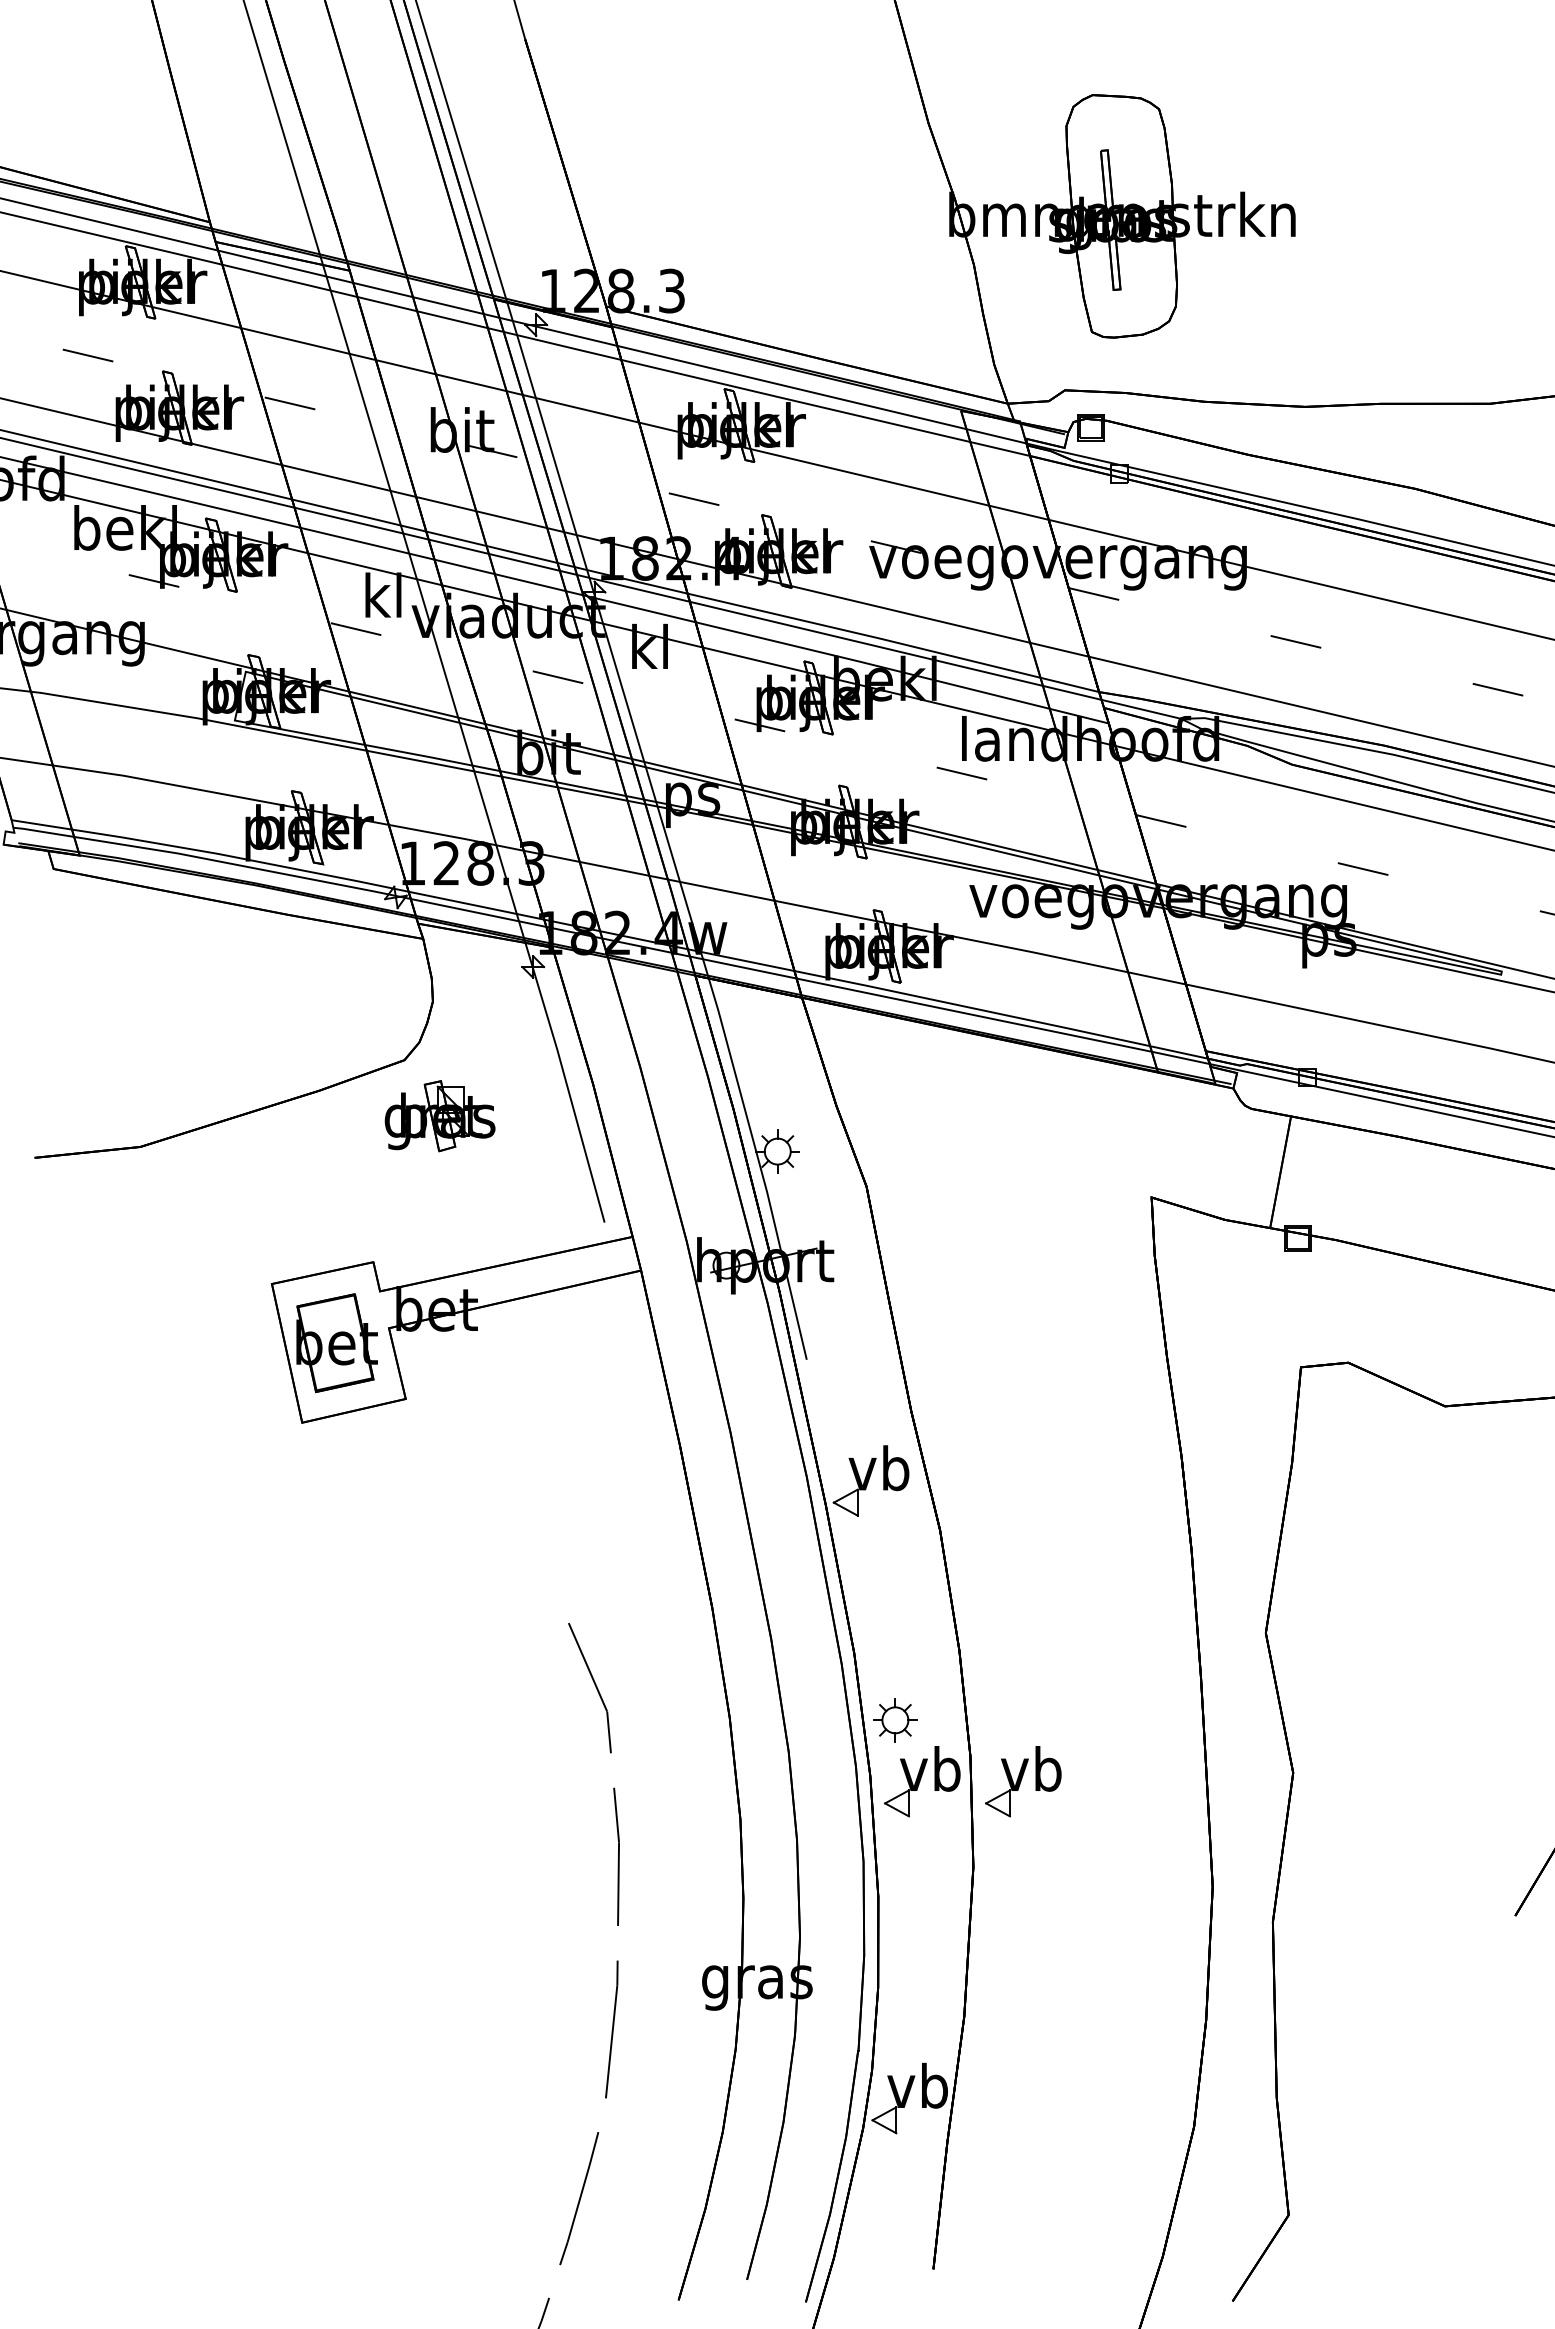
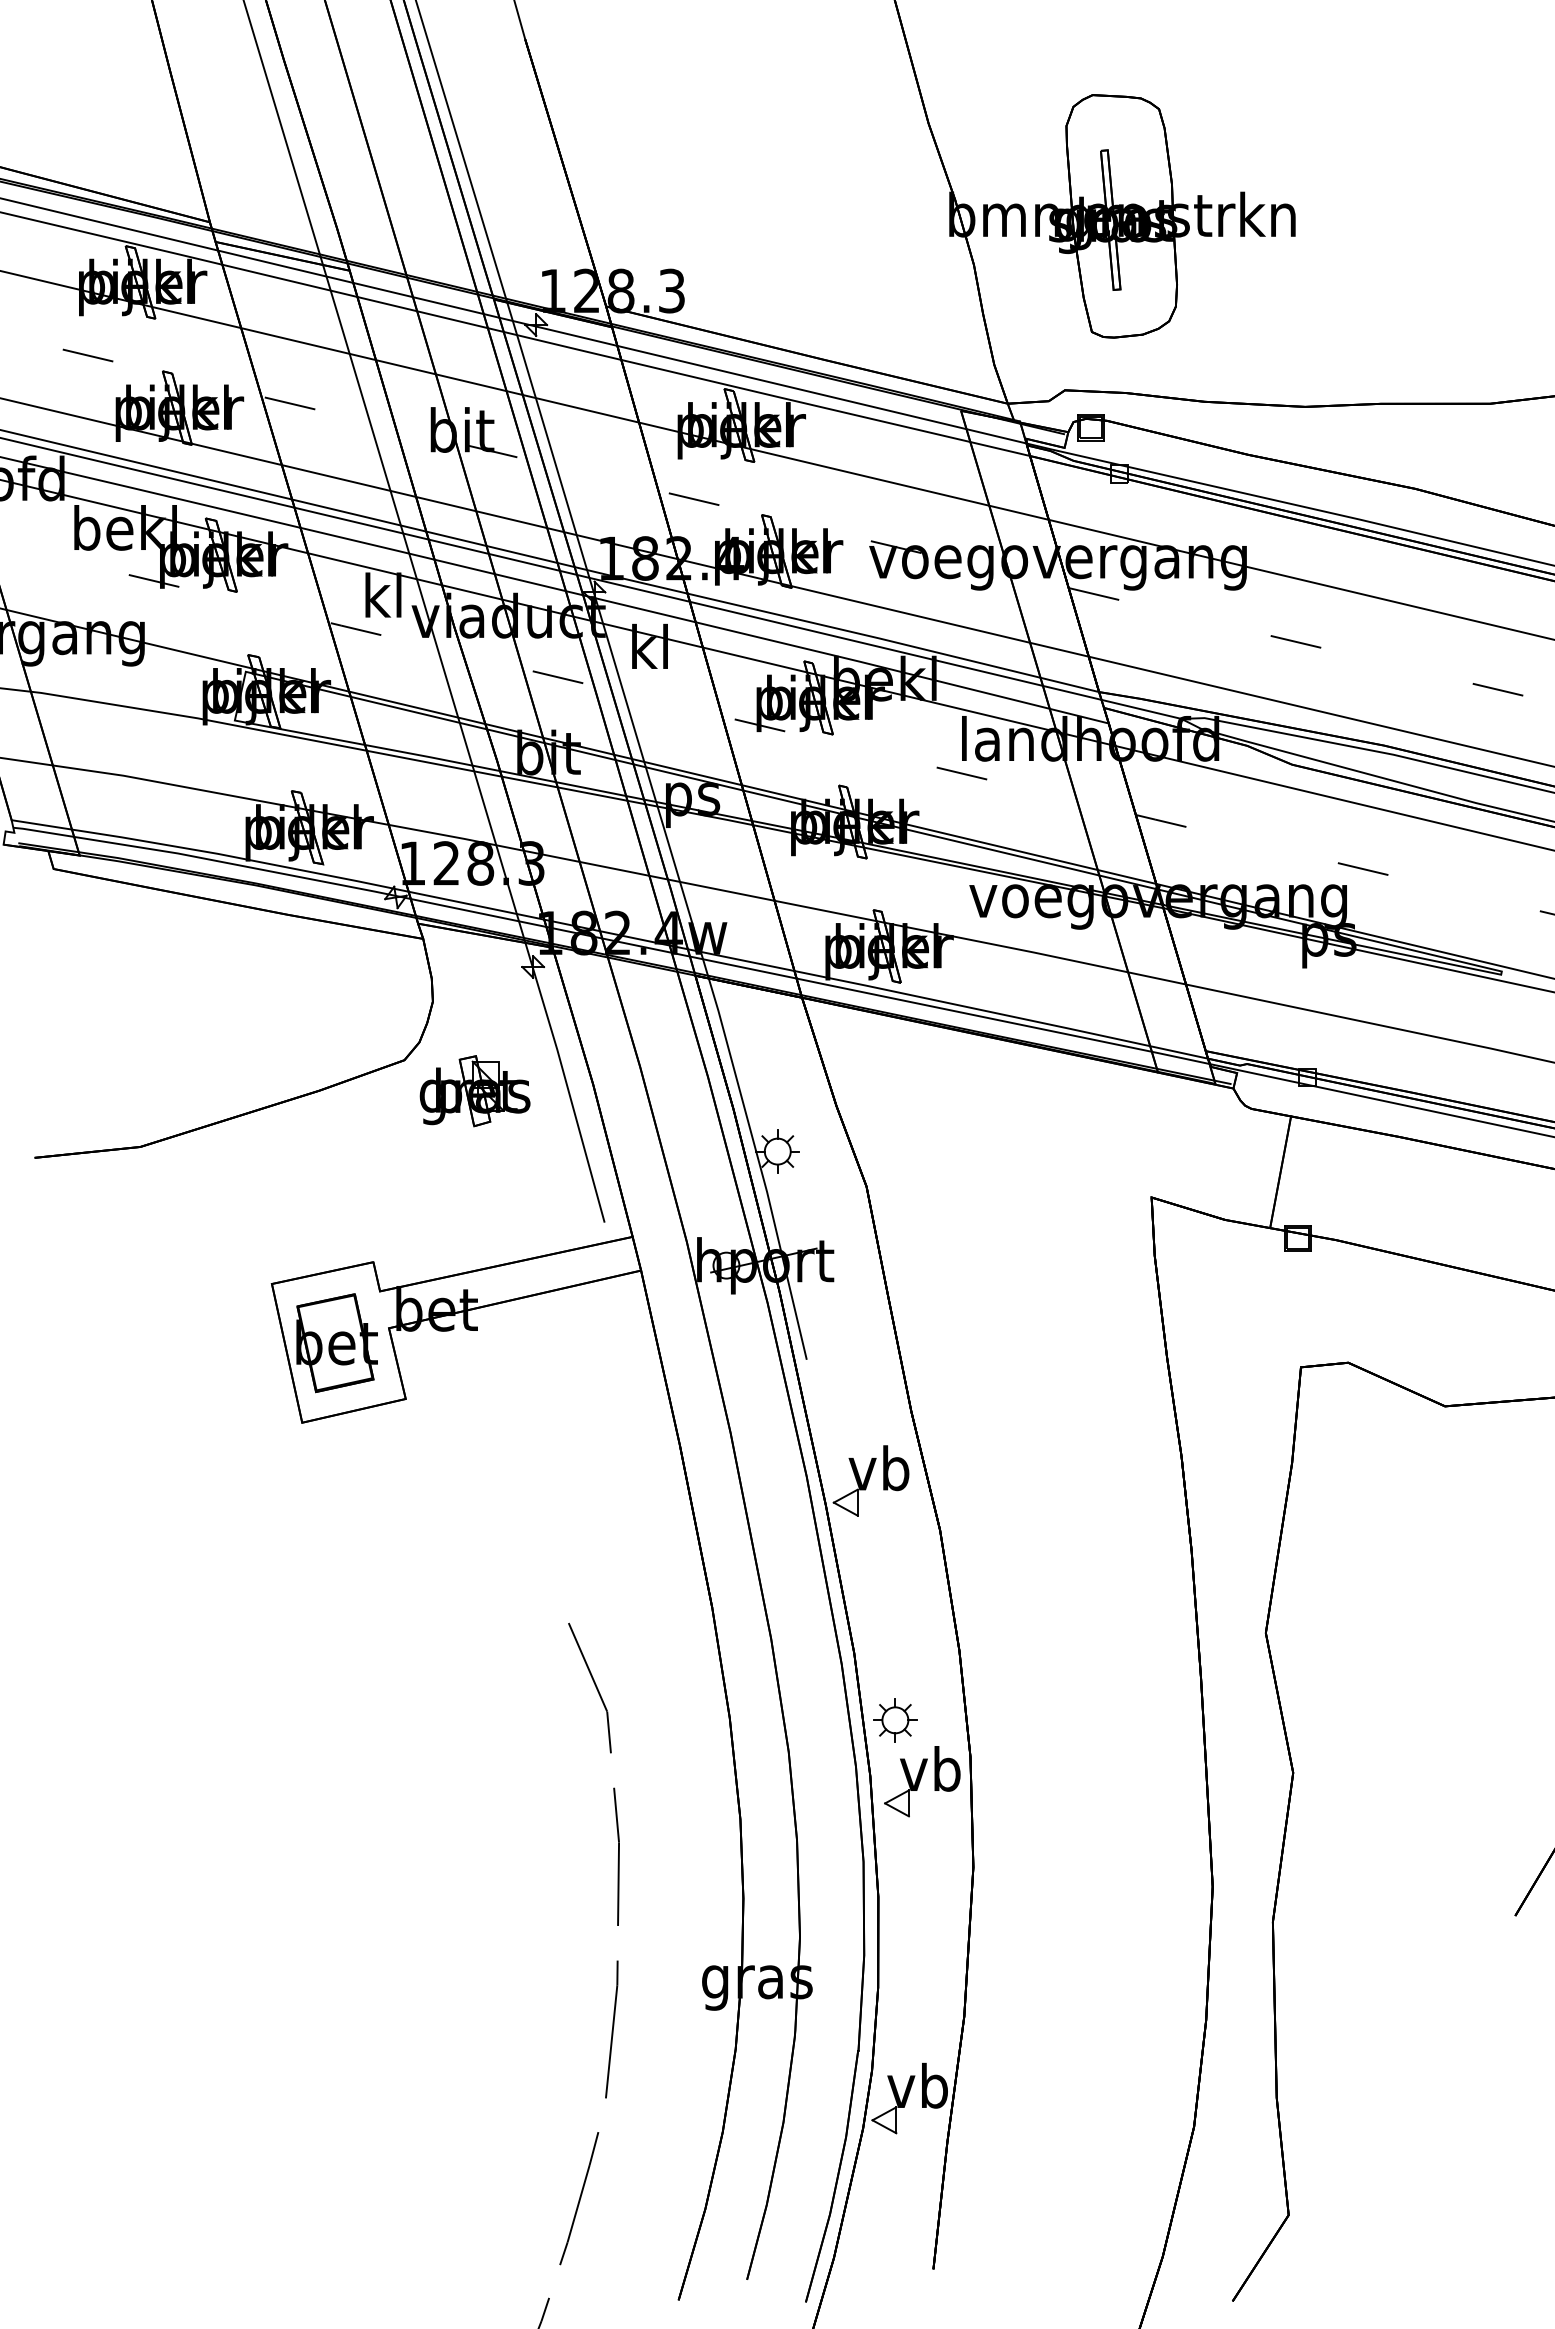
part position: (439, 1116) -> (474, 1091) (474, 1091)
part: present -> none (1023, 1781)
